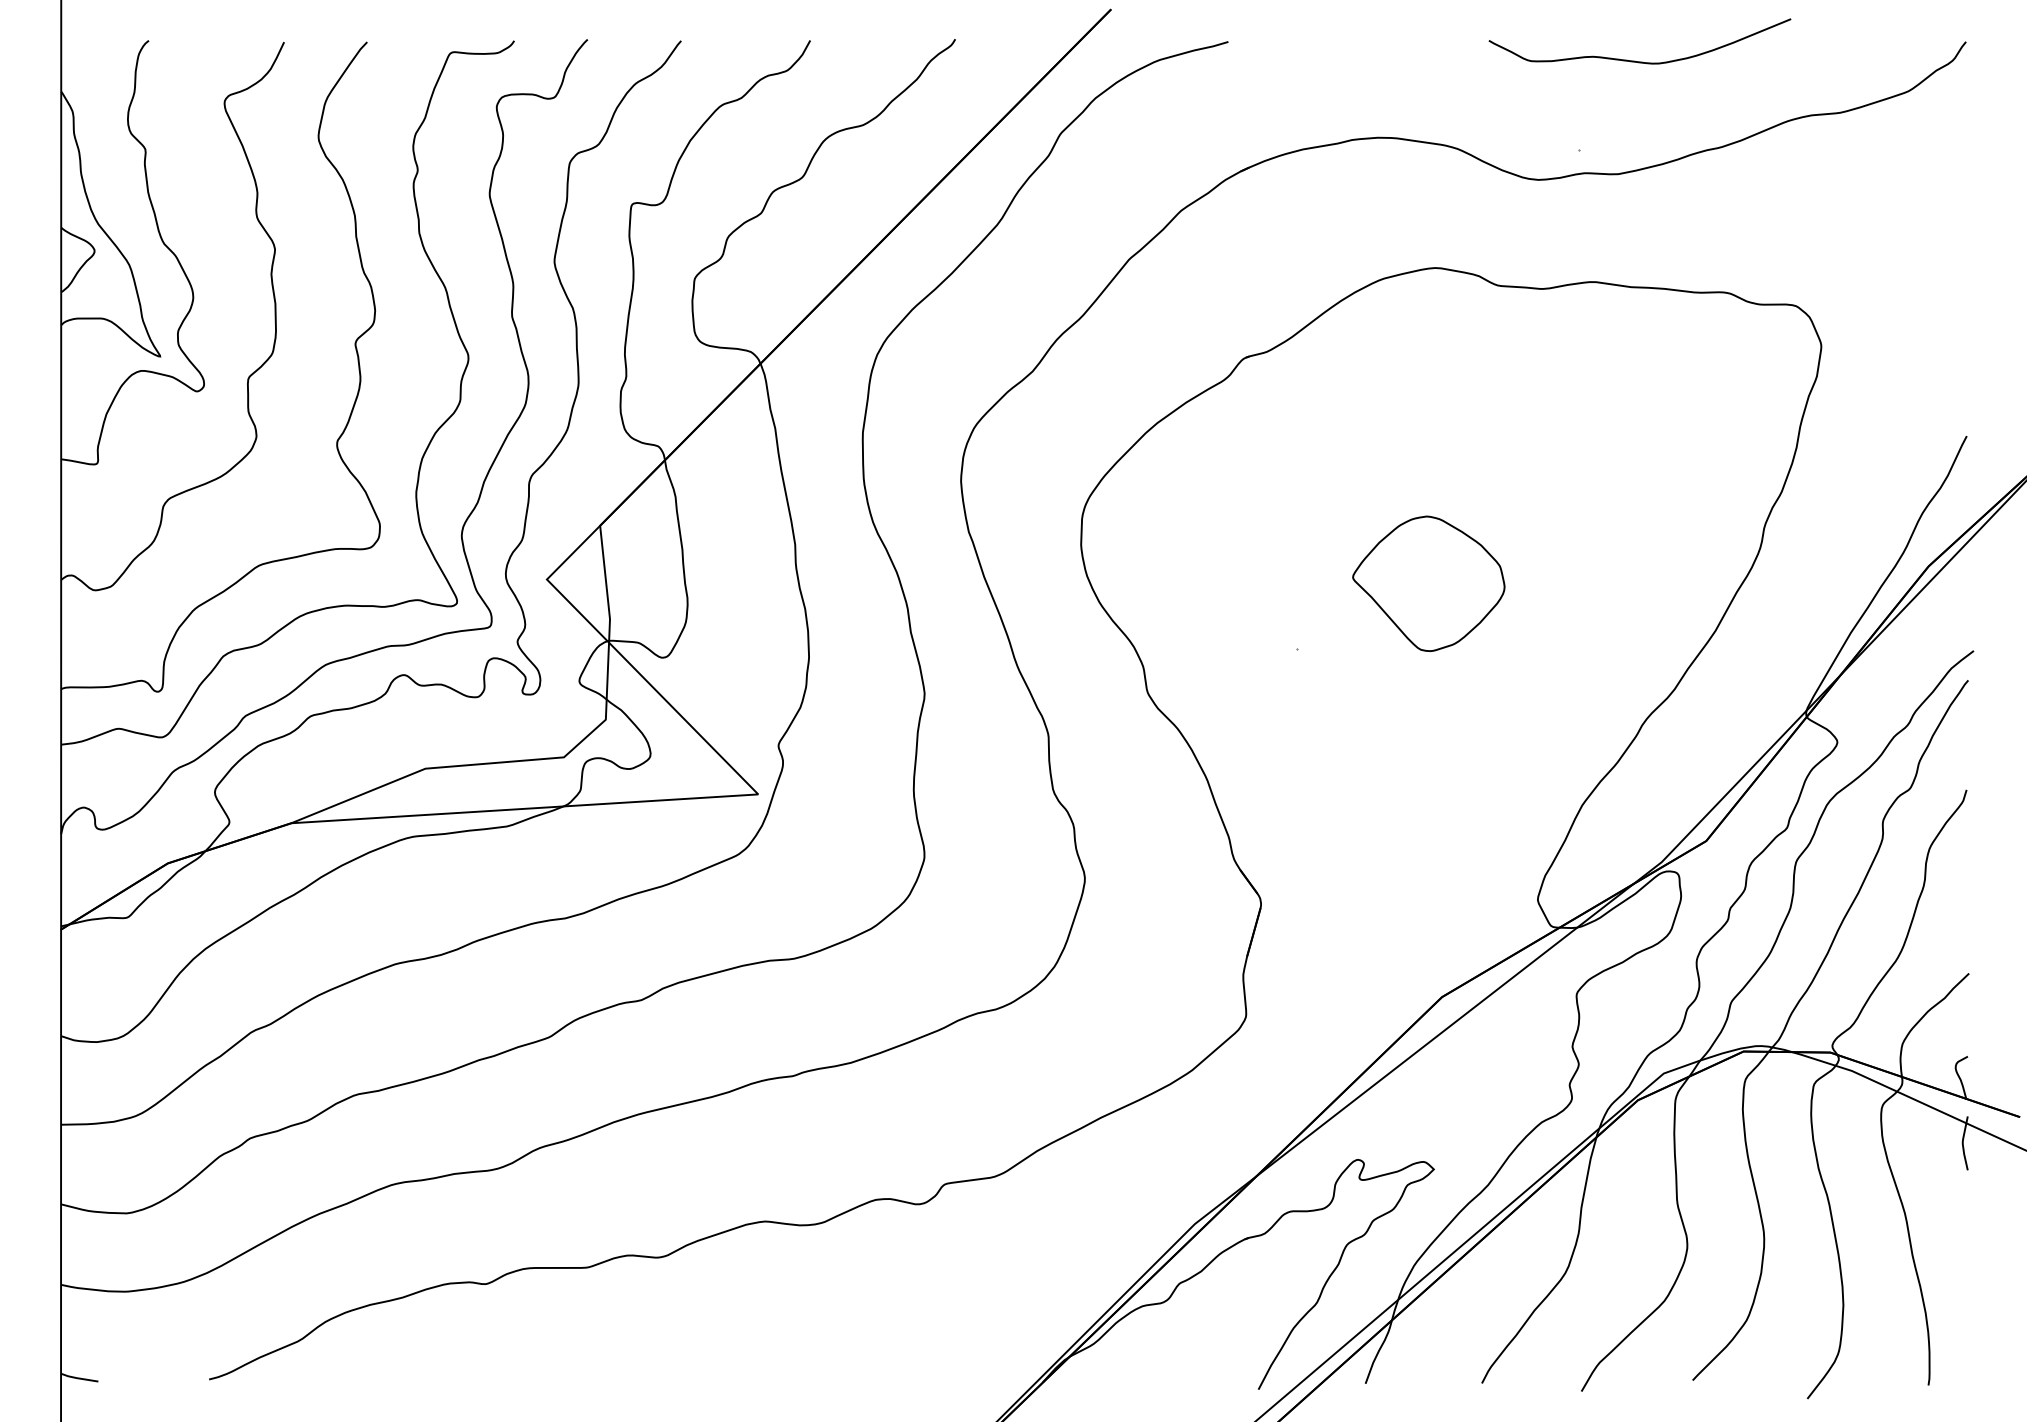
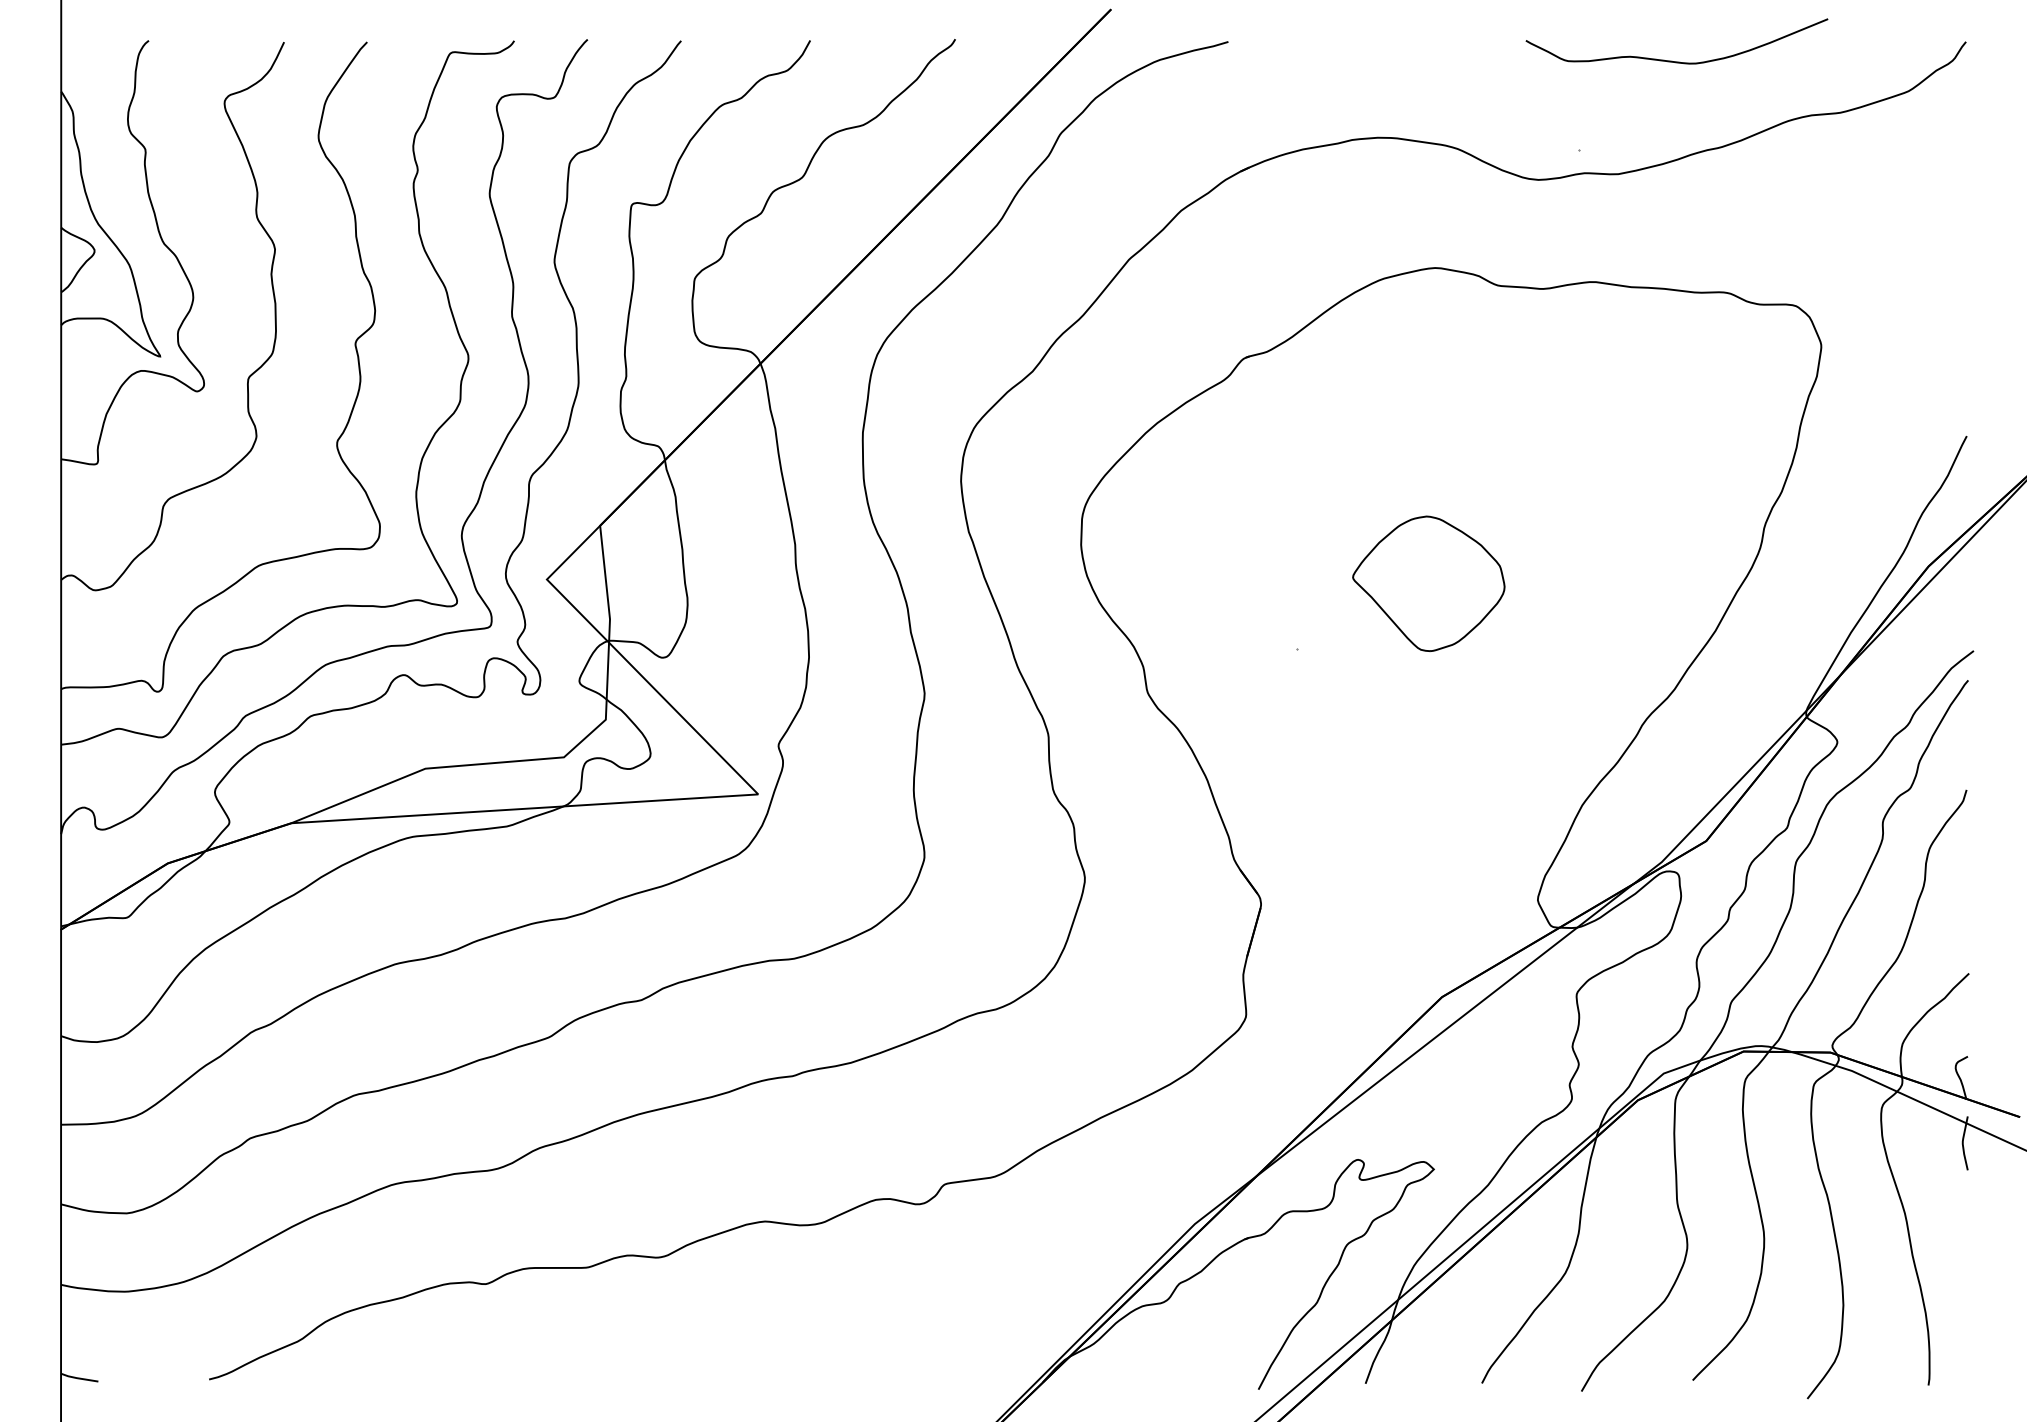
curve position: (1635, 60) -> (1672, 60) (1672, 60)
